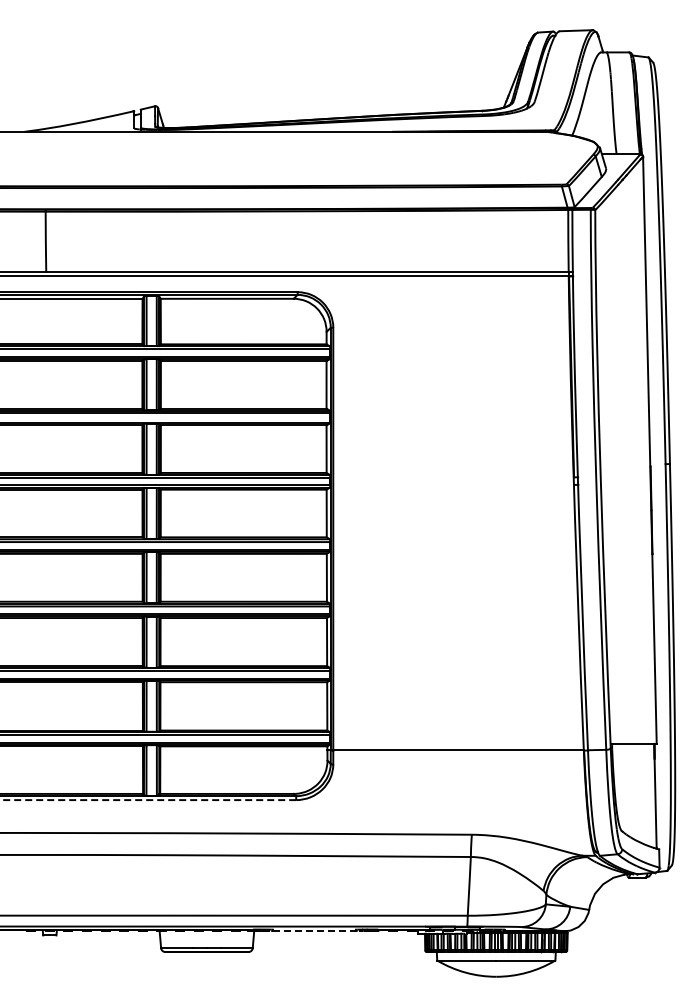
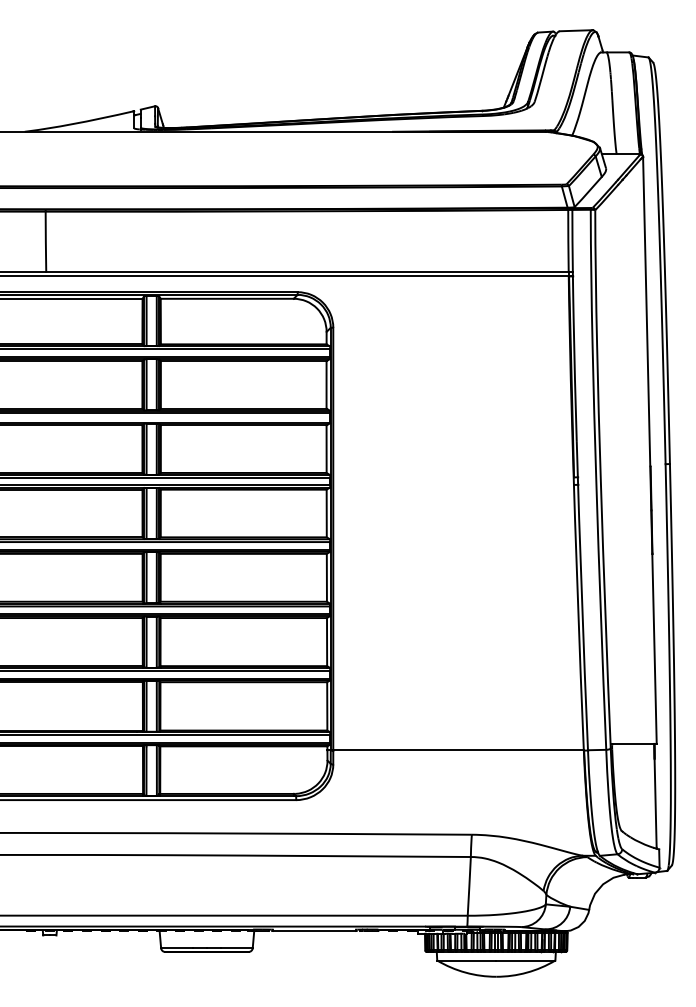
line: dashed -> solid (148, 800)
line: dashed -> solid (314, 931)
